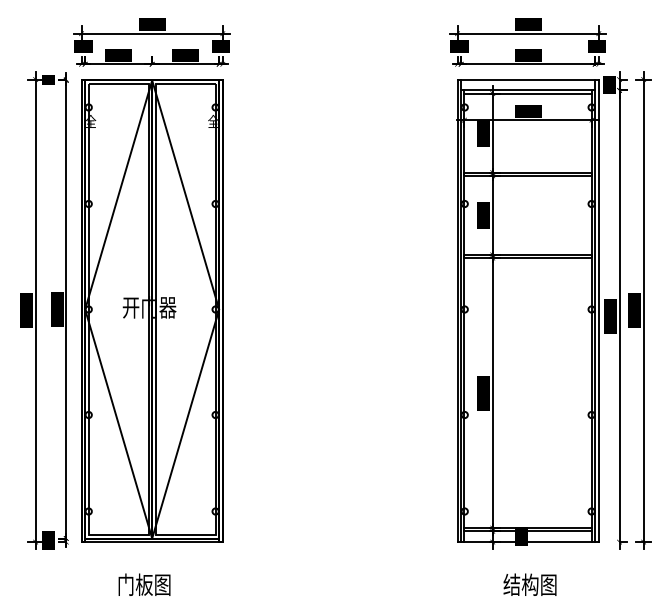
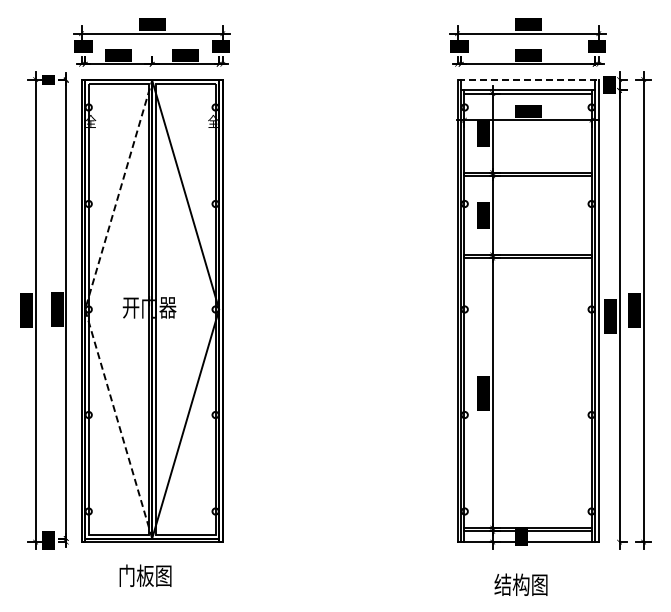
line: solid -> dashed (528, 79)
line: solid -> dashed (85, 309)
text position: (144, 584) -> (145, 575) (145, 575)
text position: (529, 584) -> (520, 584) (520, 584)
